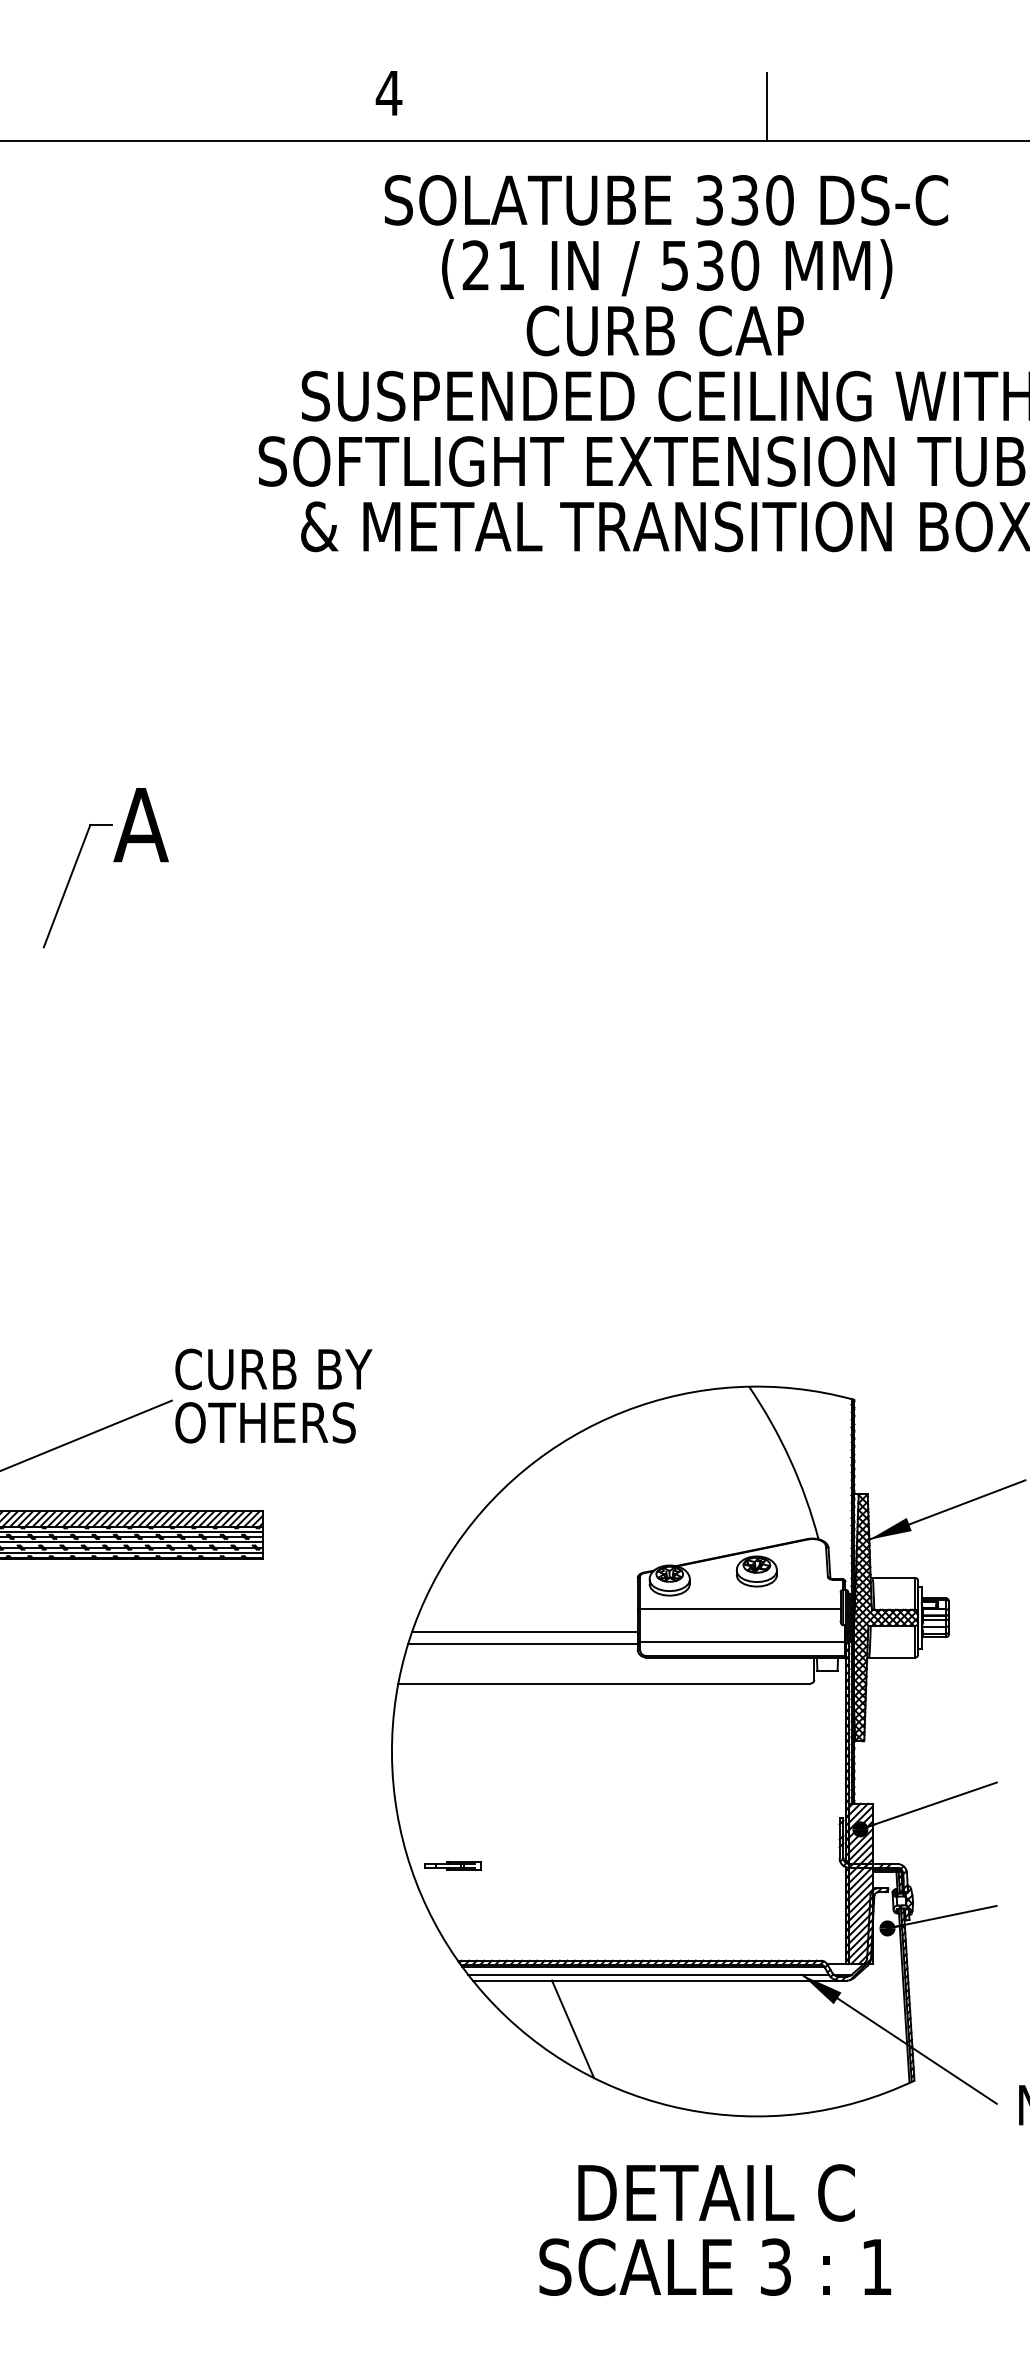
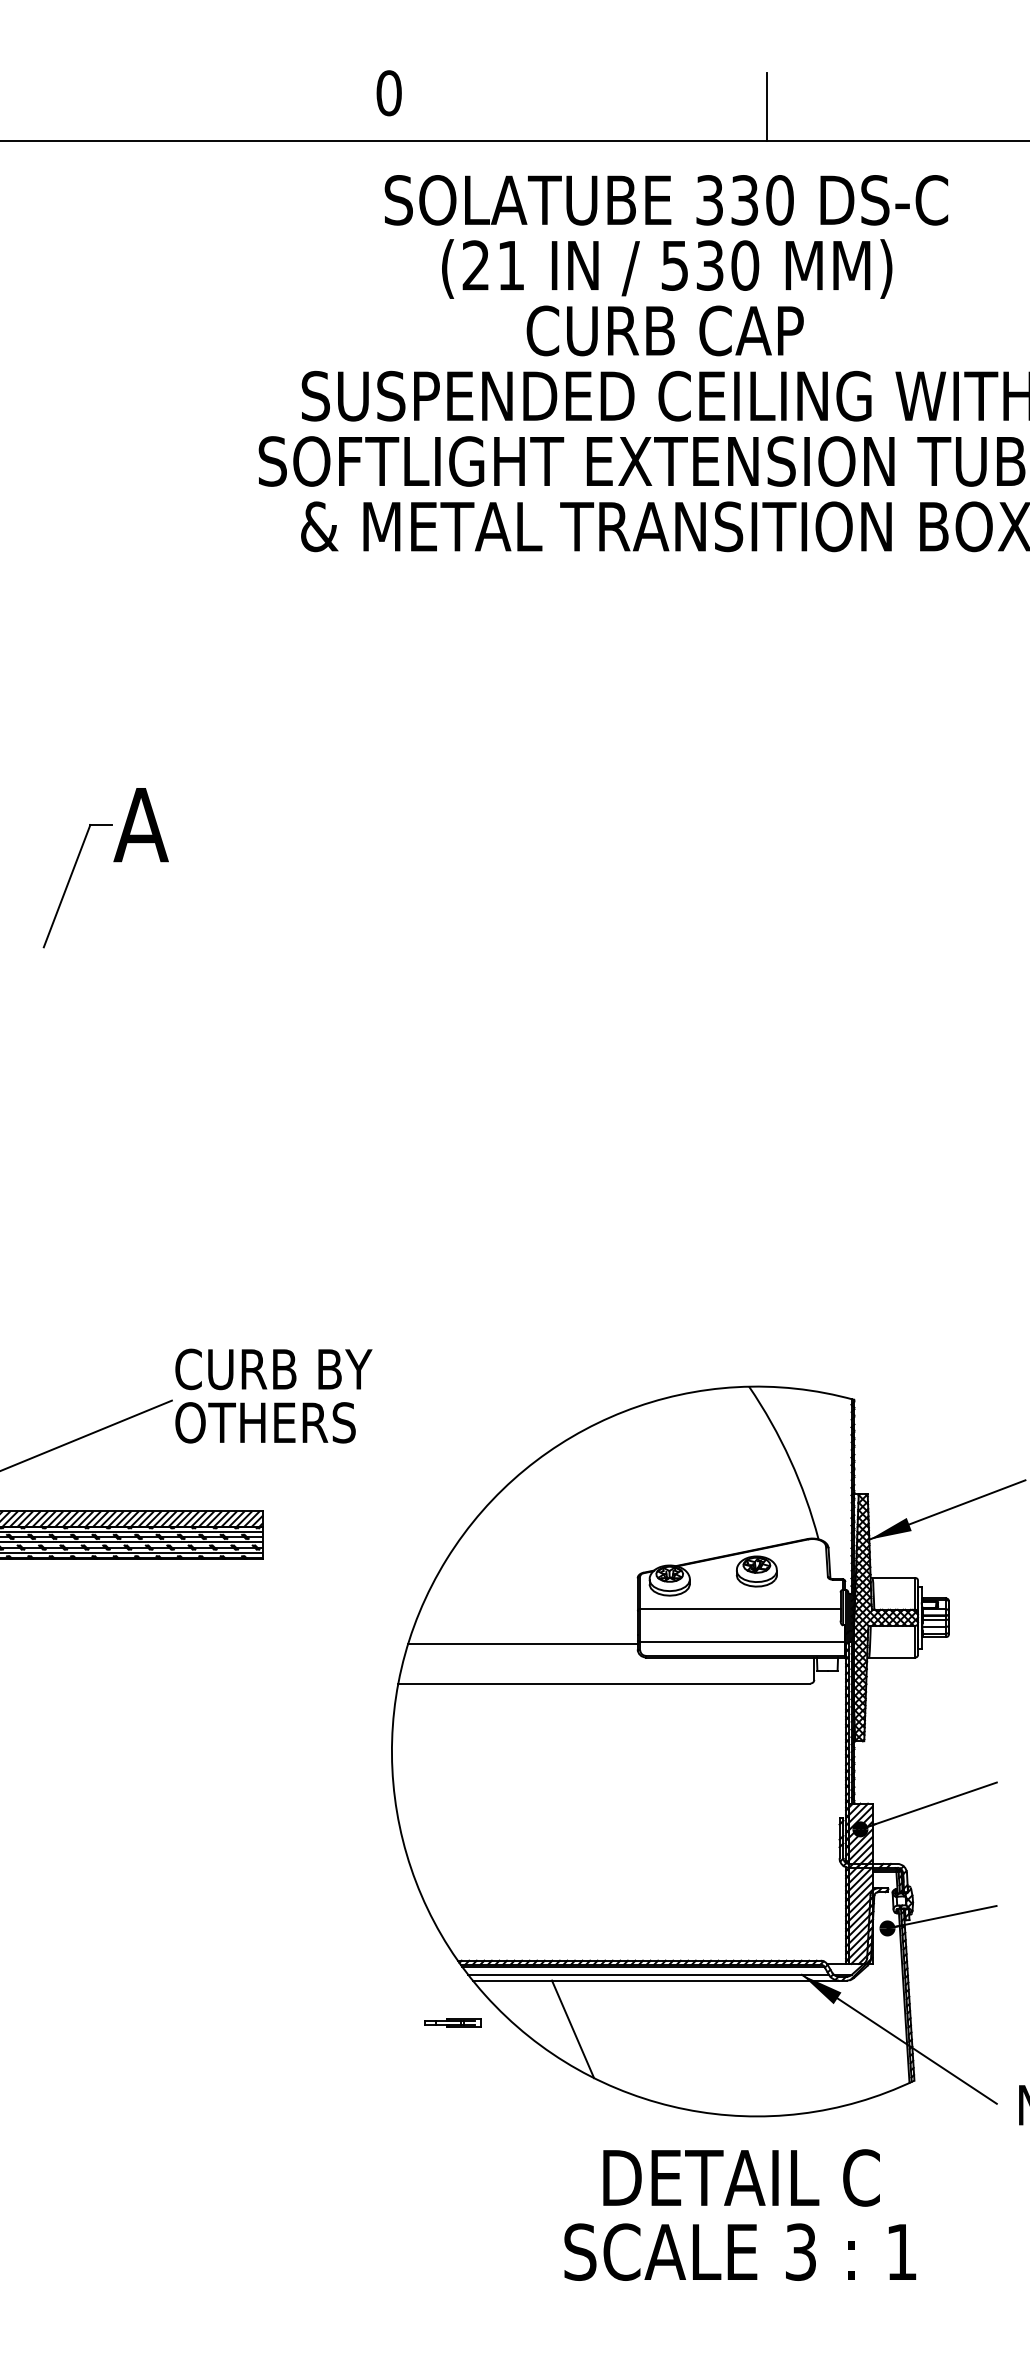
text: 4 -> 0 (388, 93)
line: present -> none (524, 1632)
part position: (452, 1865) -> (452, 2022) (452, 2022)
text position: (715, 2229) -> (740, 2214) (740, 2214)
